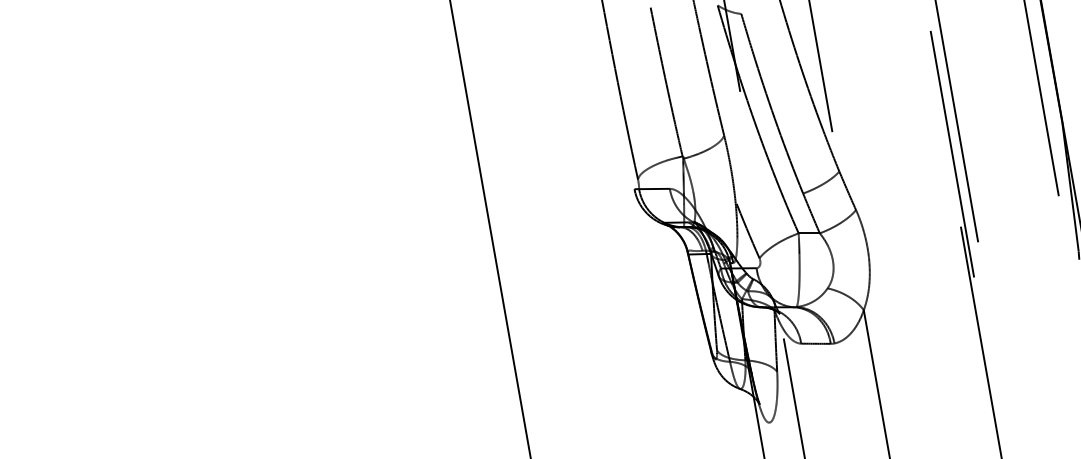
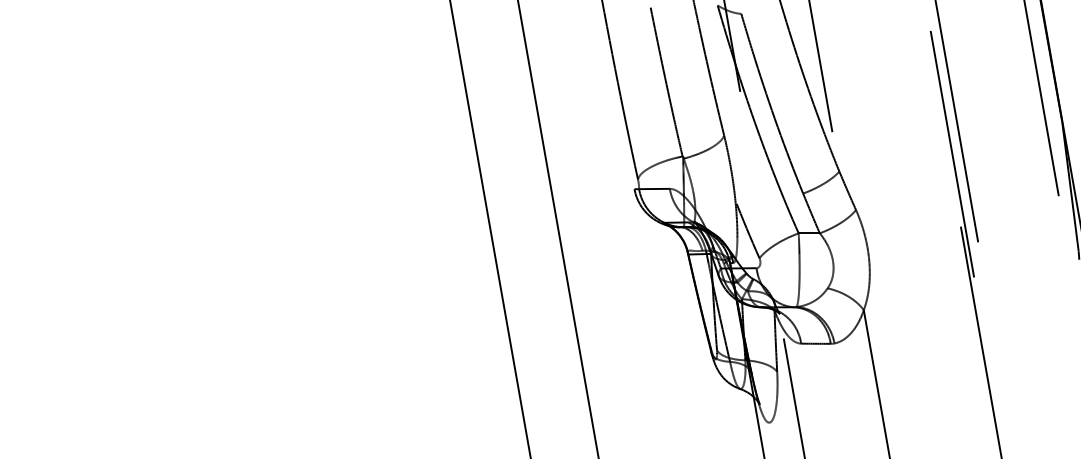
line: none -> present (558, 228)
